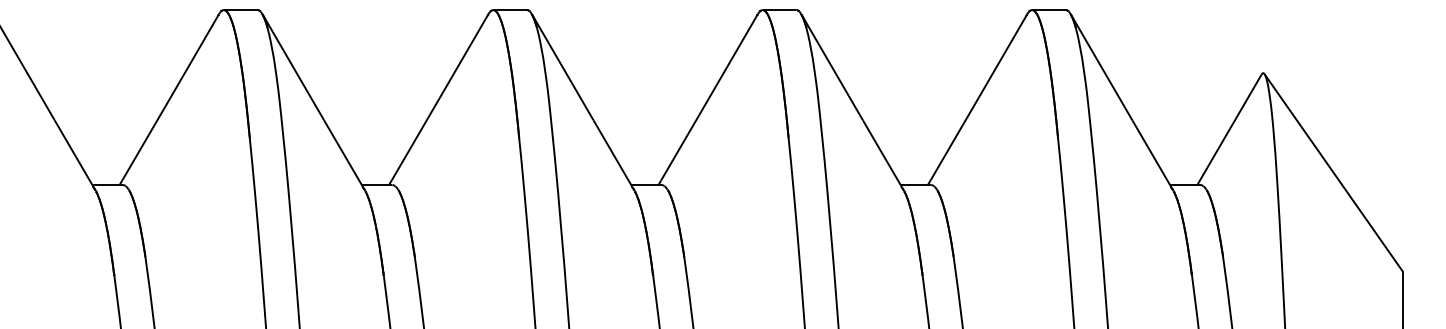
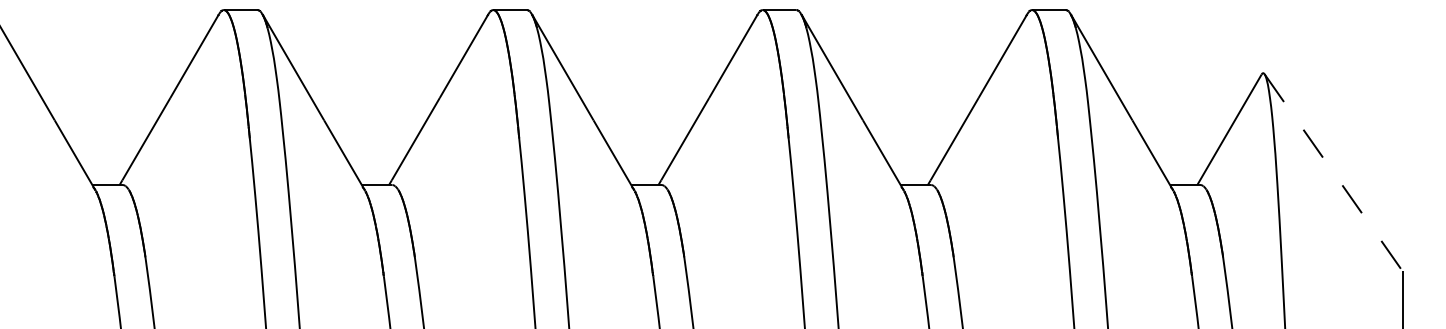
line: solid -> dashed (1333, 173)
